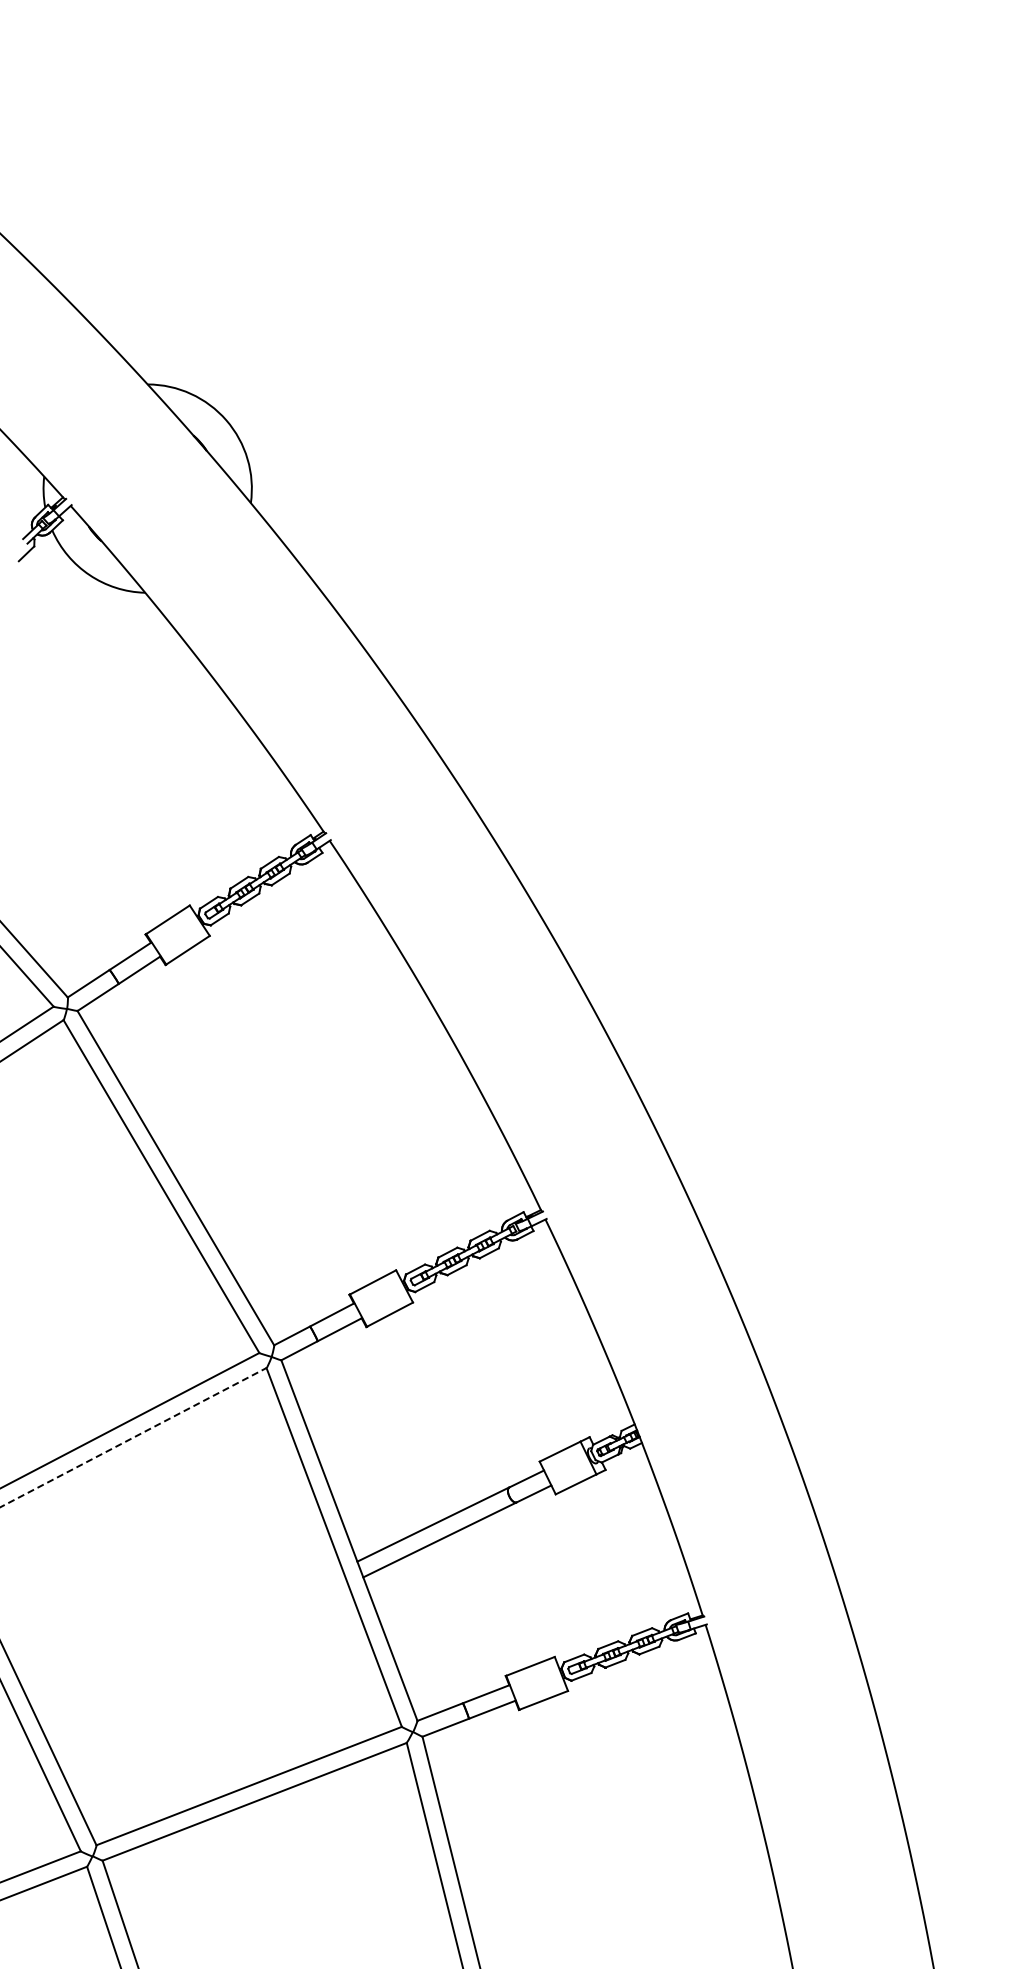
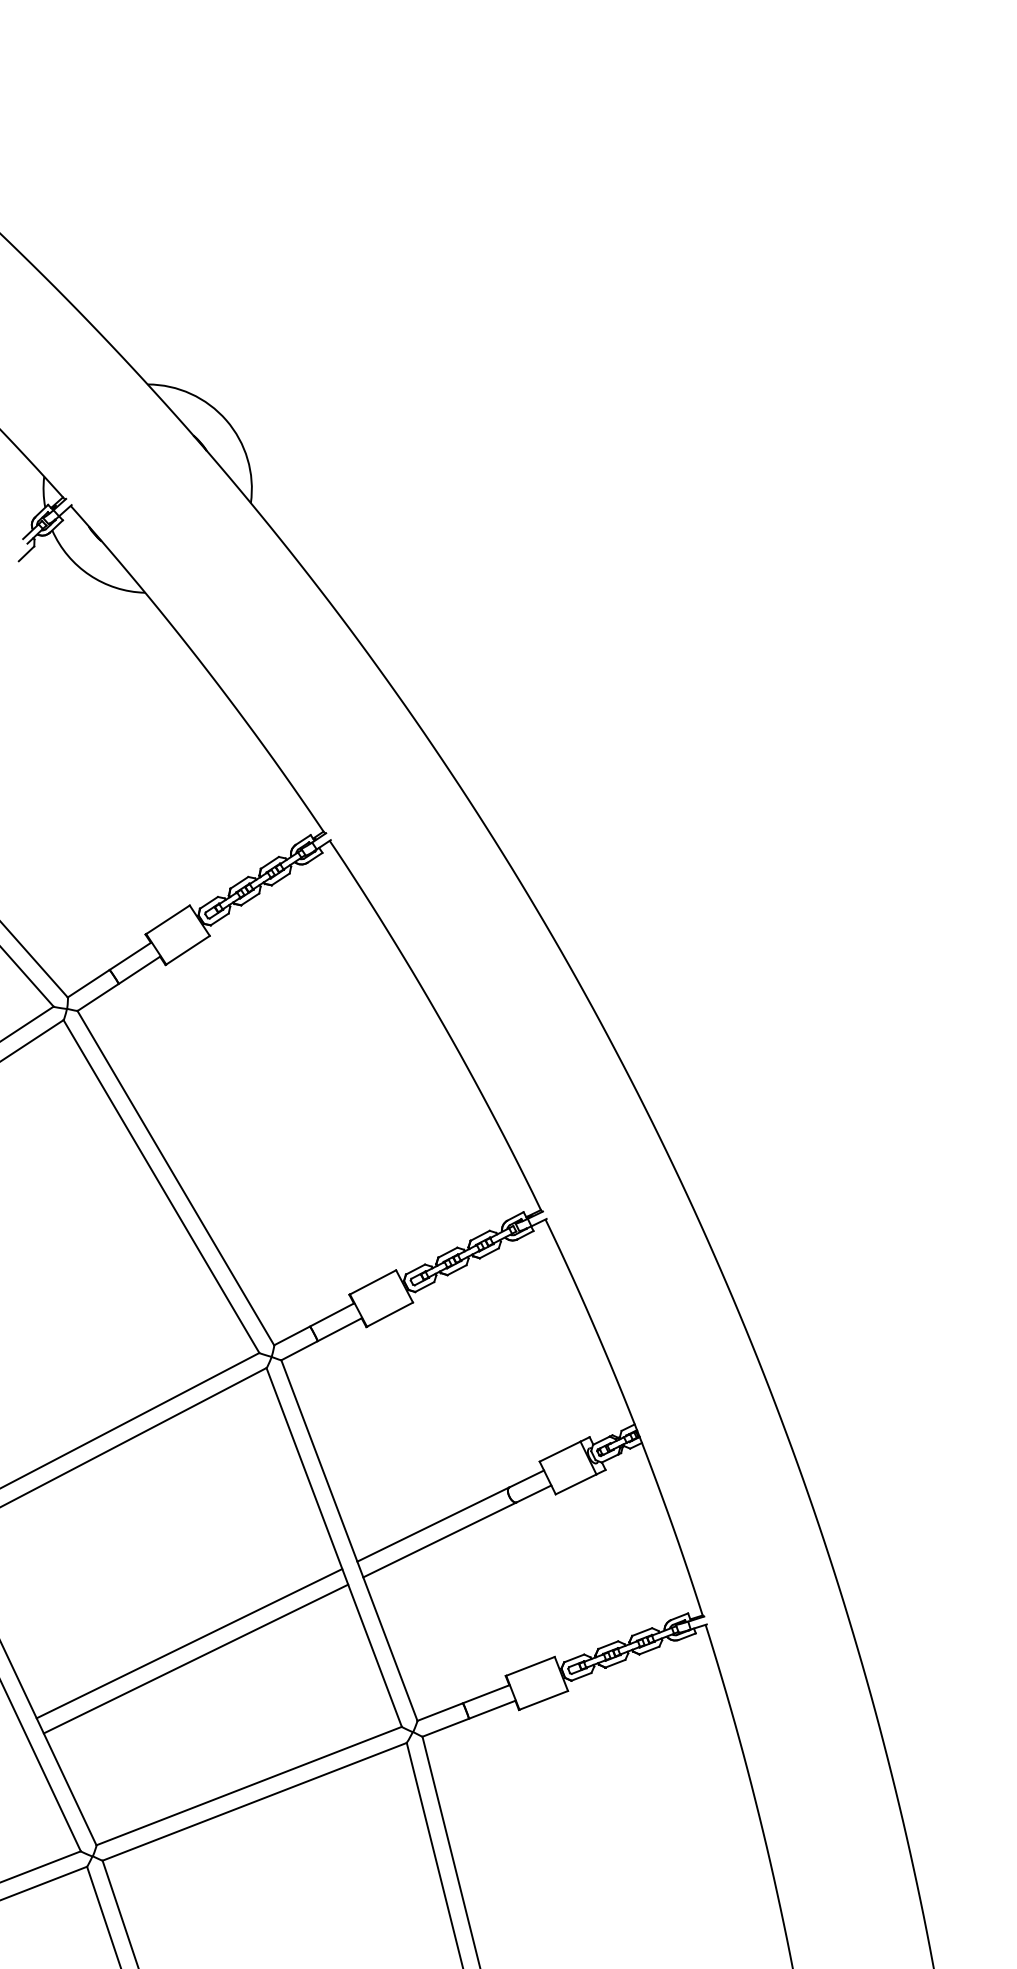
line: dashed -> solid (133, 1437)
line: none -> present (189, 1643)
line: none -> present (195, 1658)
